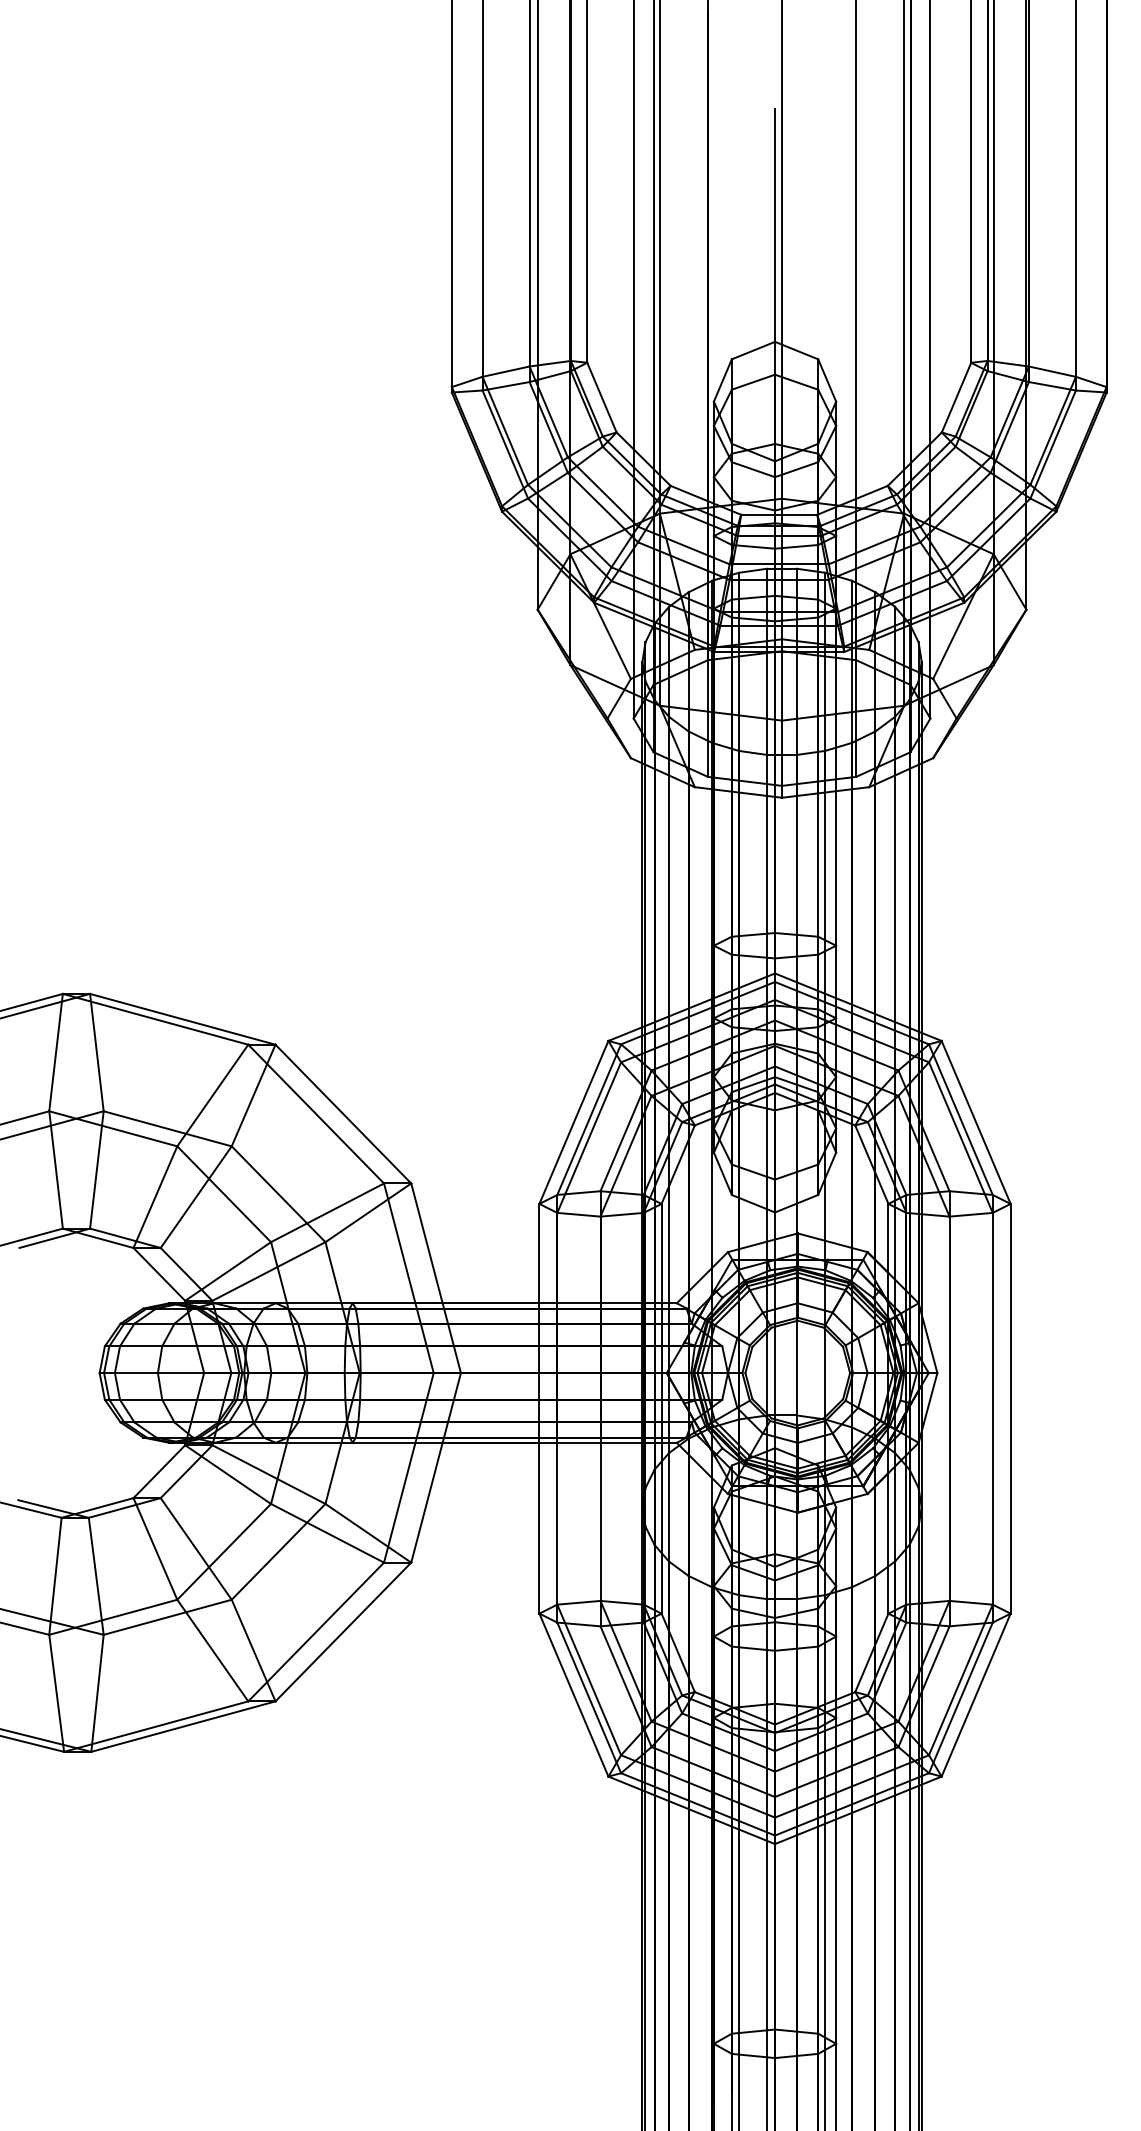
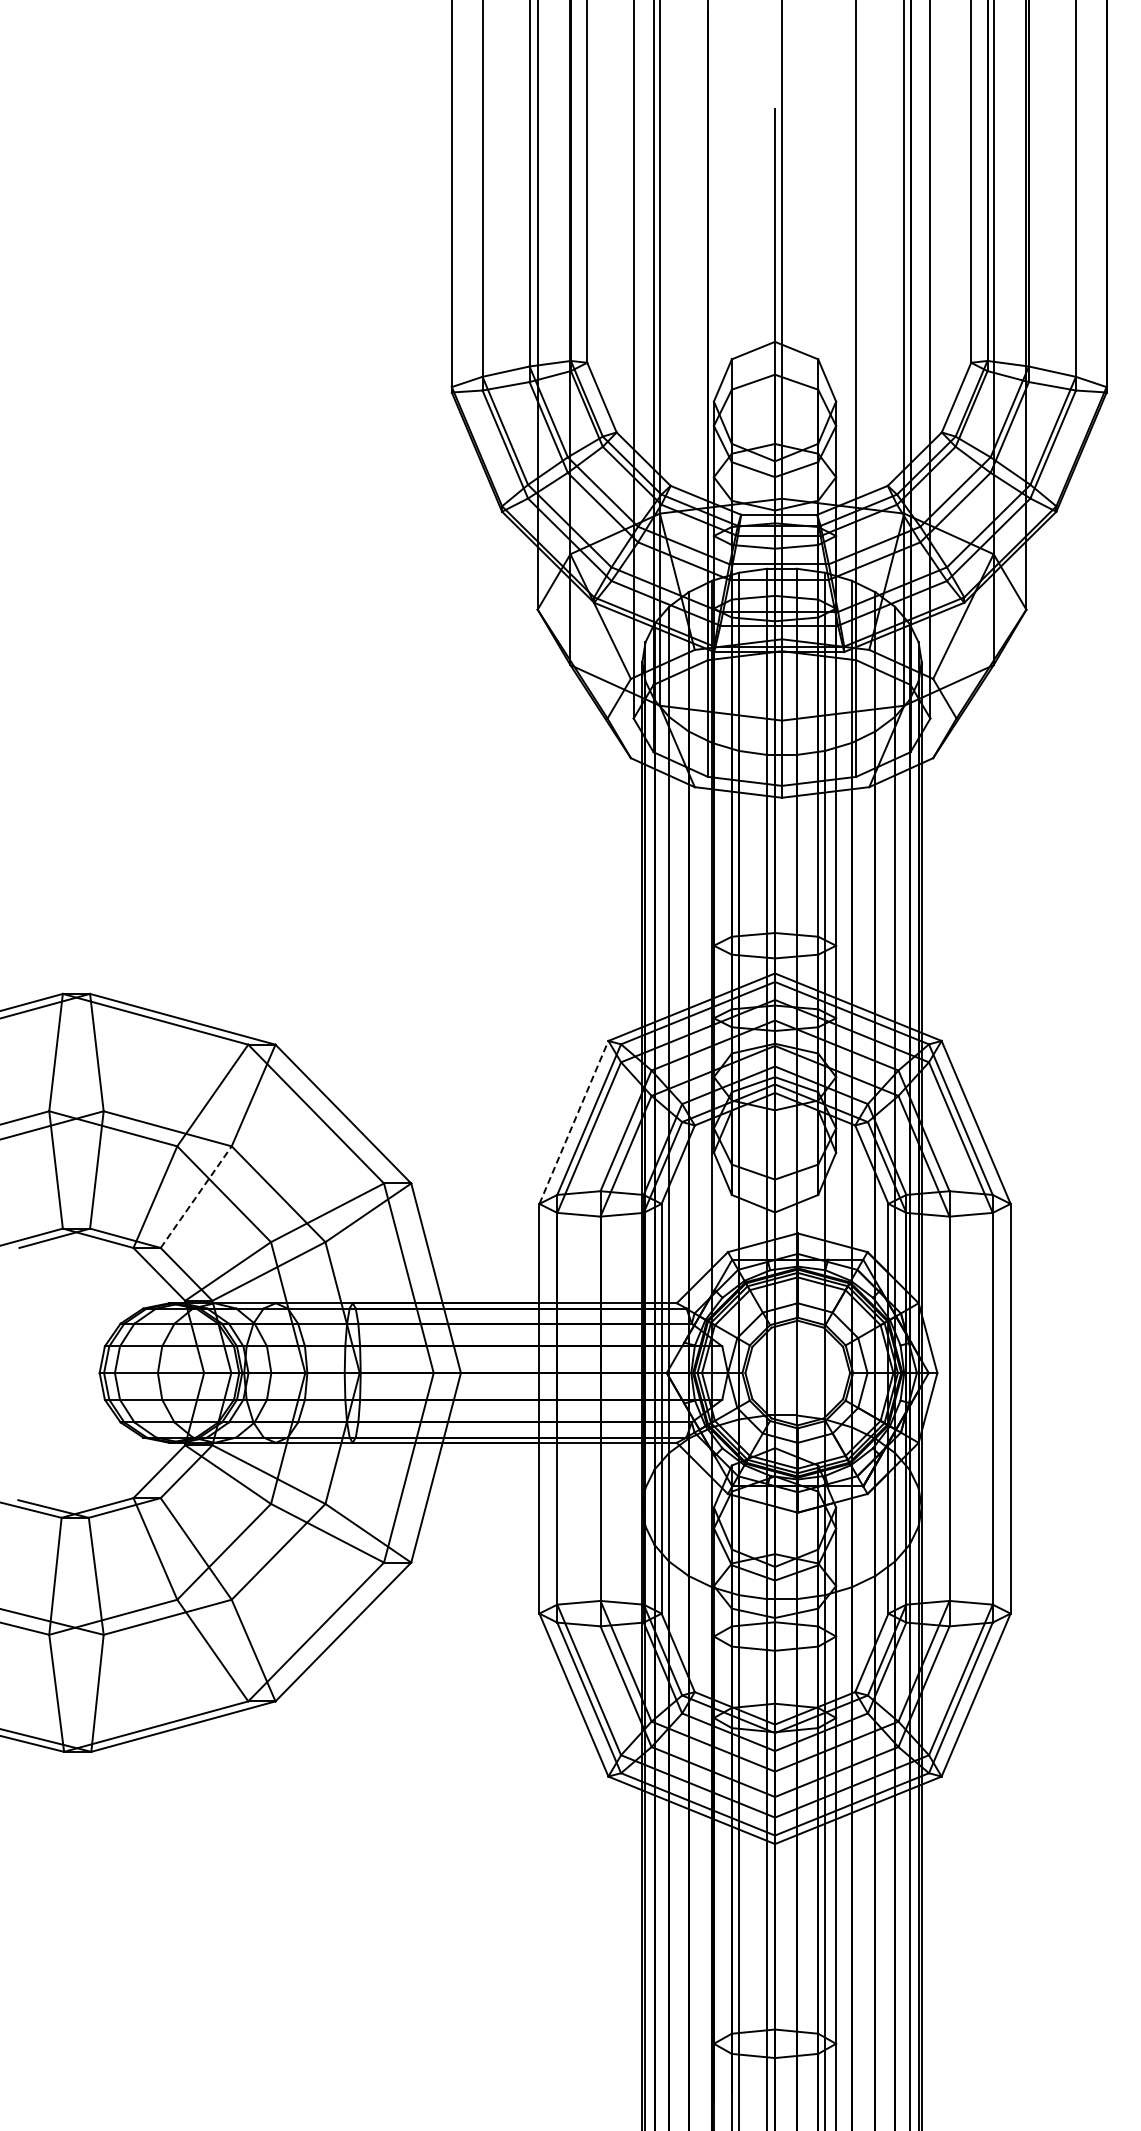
line: solid -> dashed (574, 1121)
line: solid -> dashed (196, 1197)
